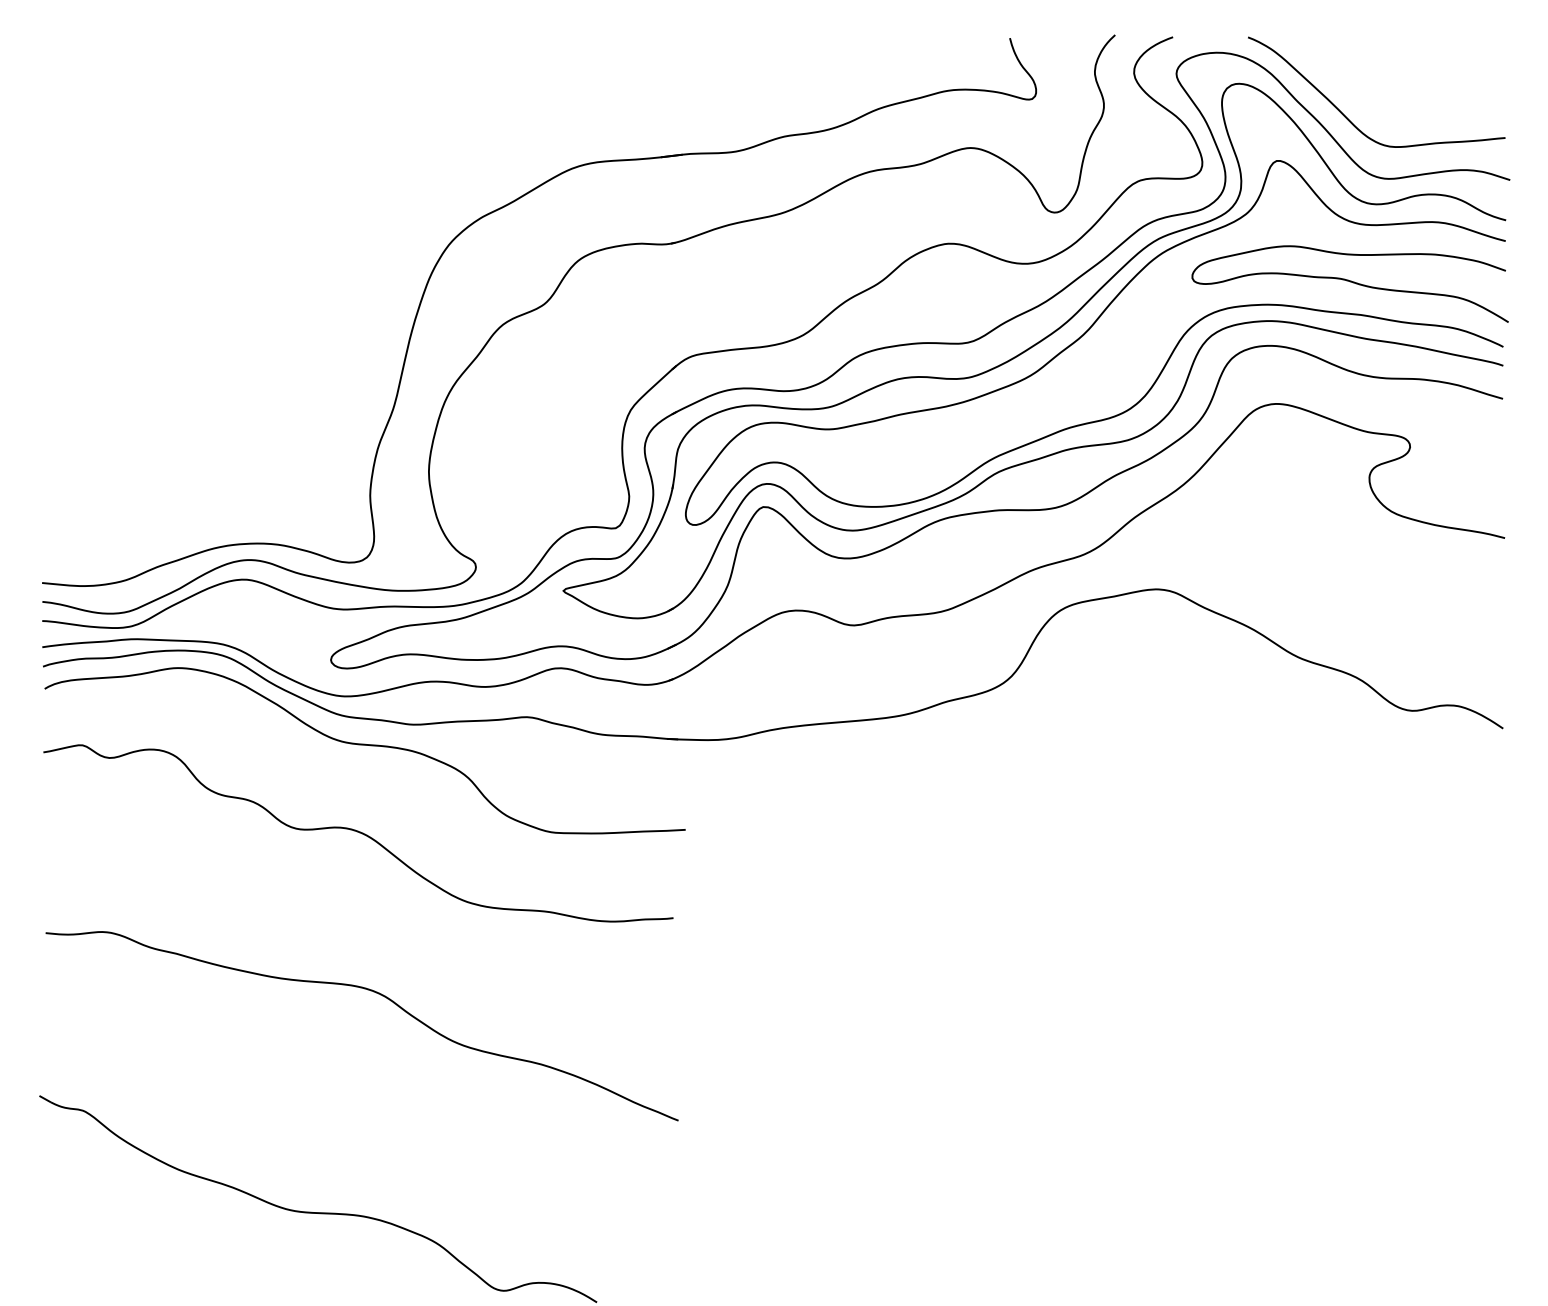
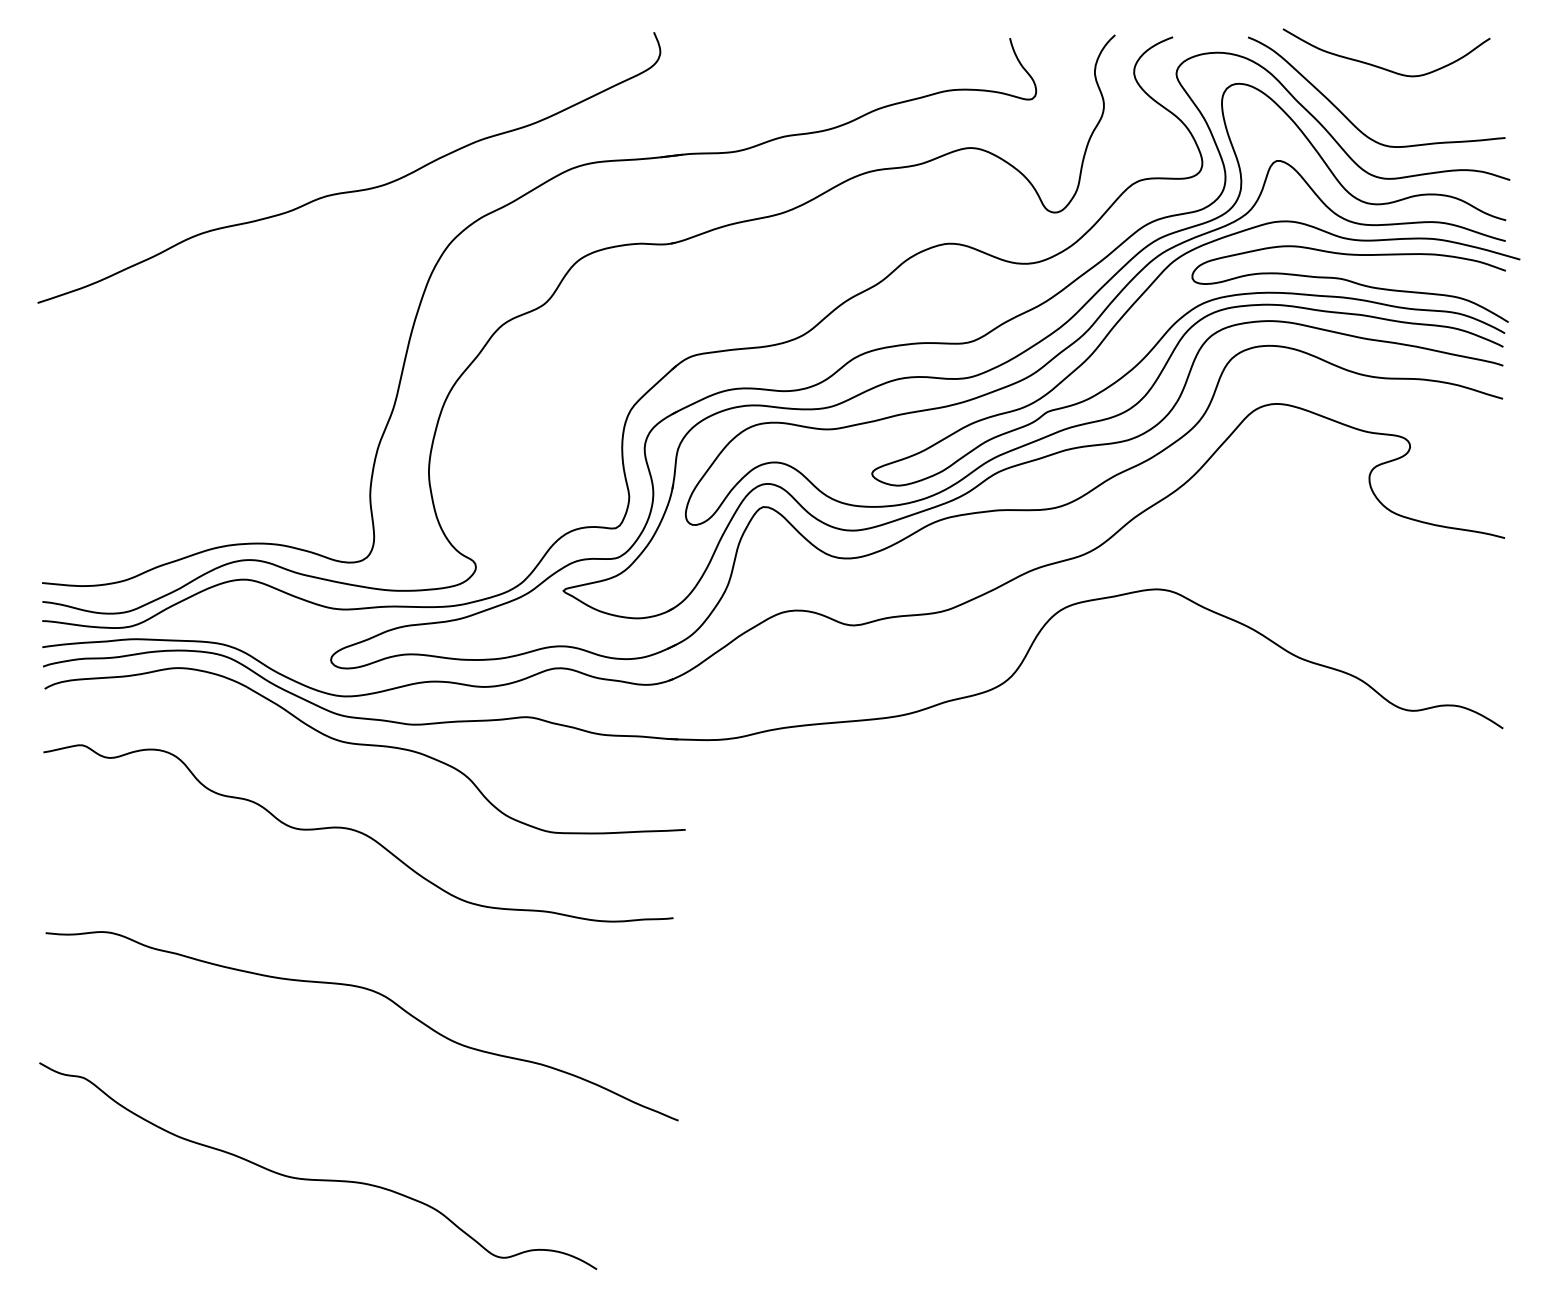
curve: none -> present (1380, 66)
curve: none -> present (351, 190)
curve: none -> present (1171, 328)
part position: (318, 1212) -> (318, 1179) (318, 1179)
